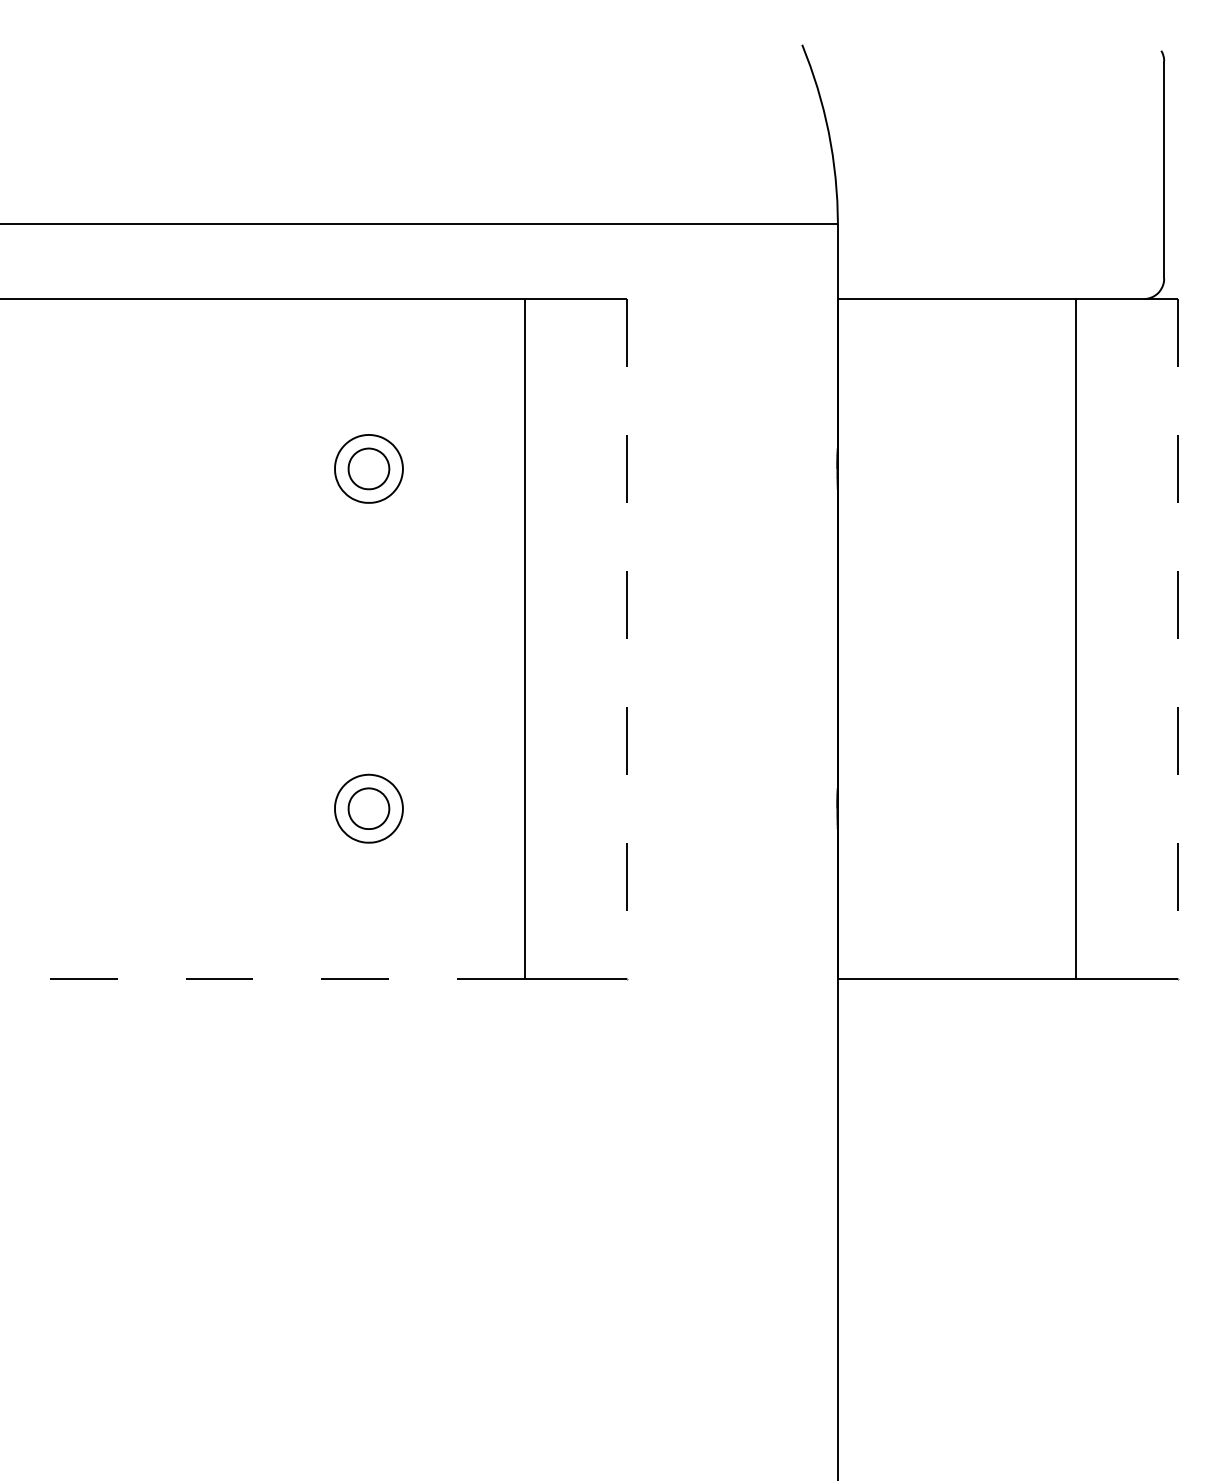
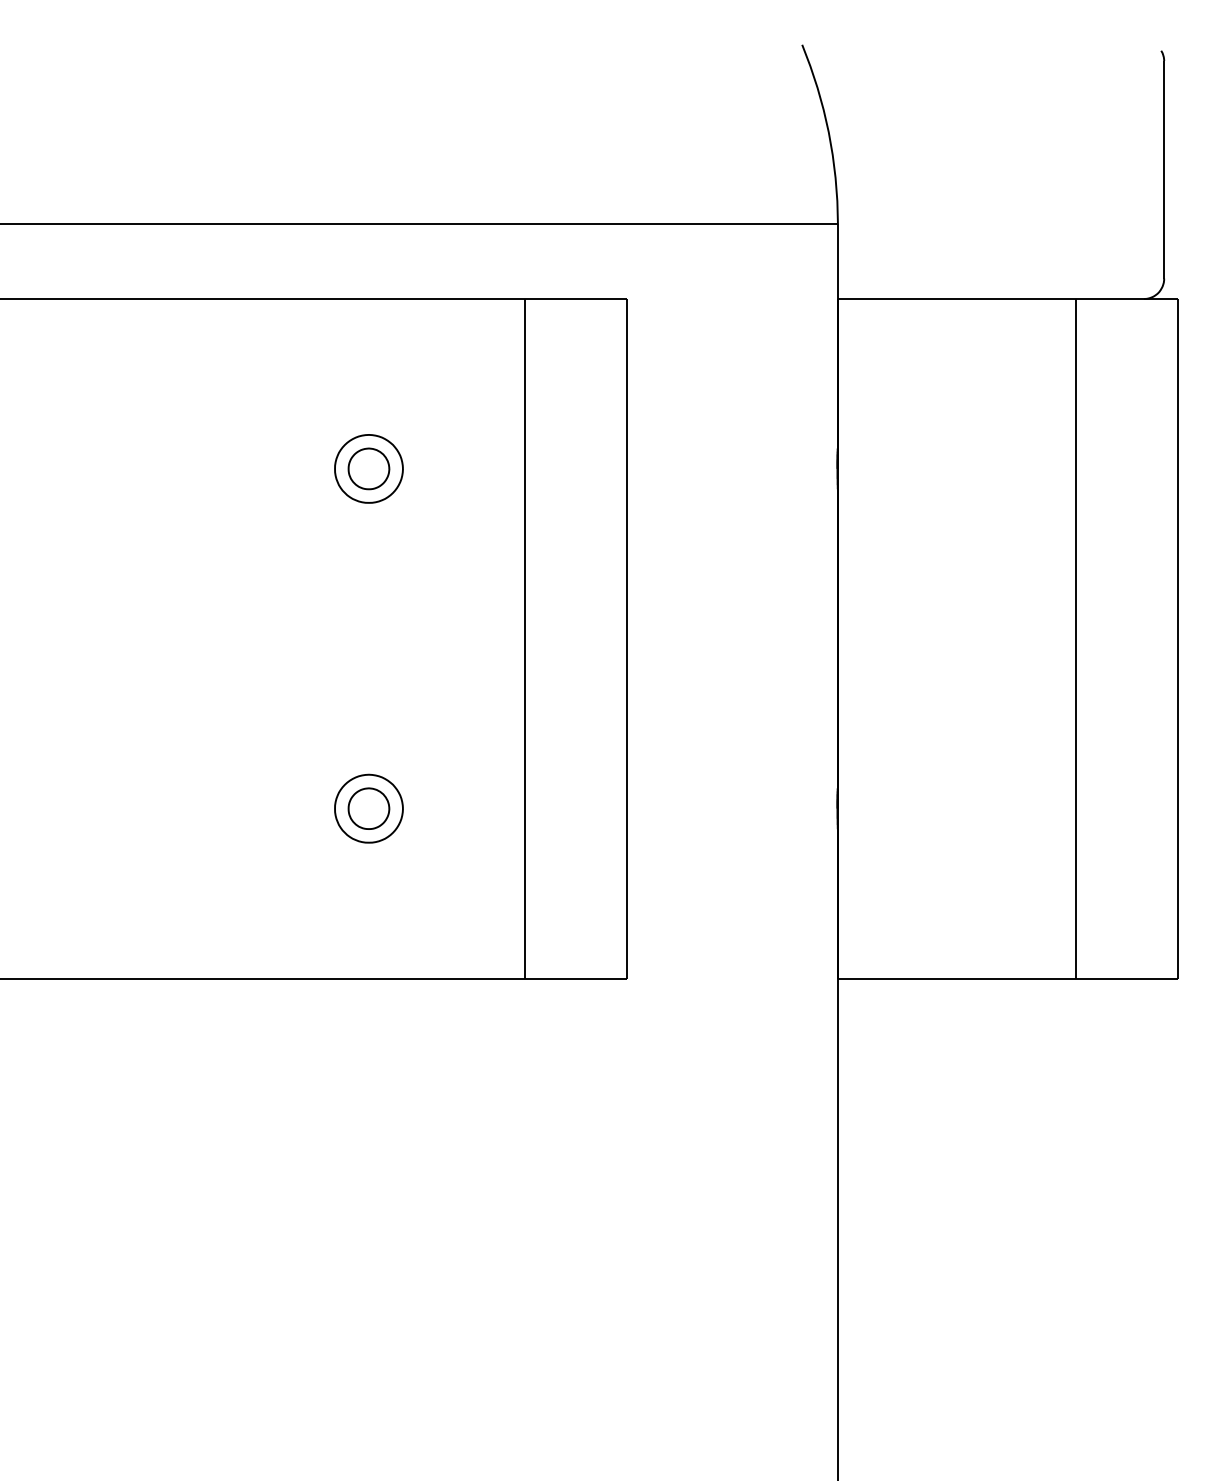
line: dashed -> solid (627, 638)
line: dashed -> solid (1177, 638)
line: dashed -> solid (262, 978)
